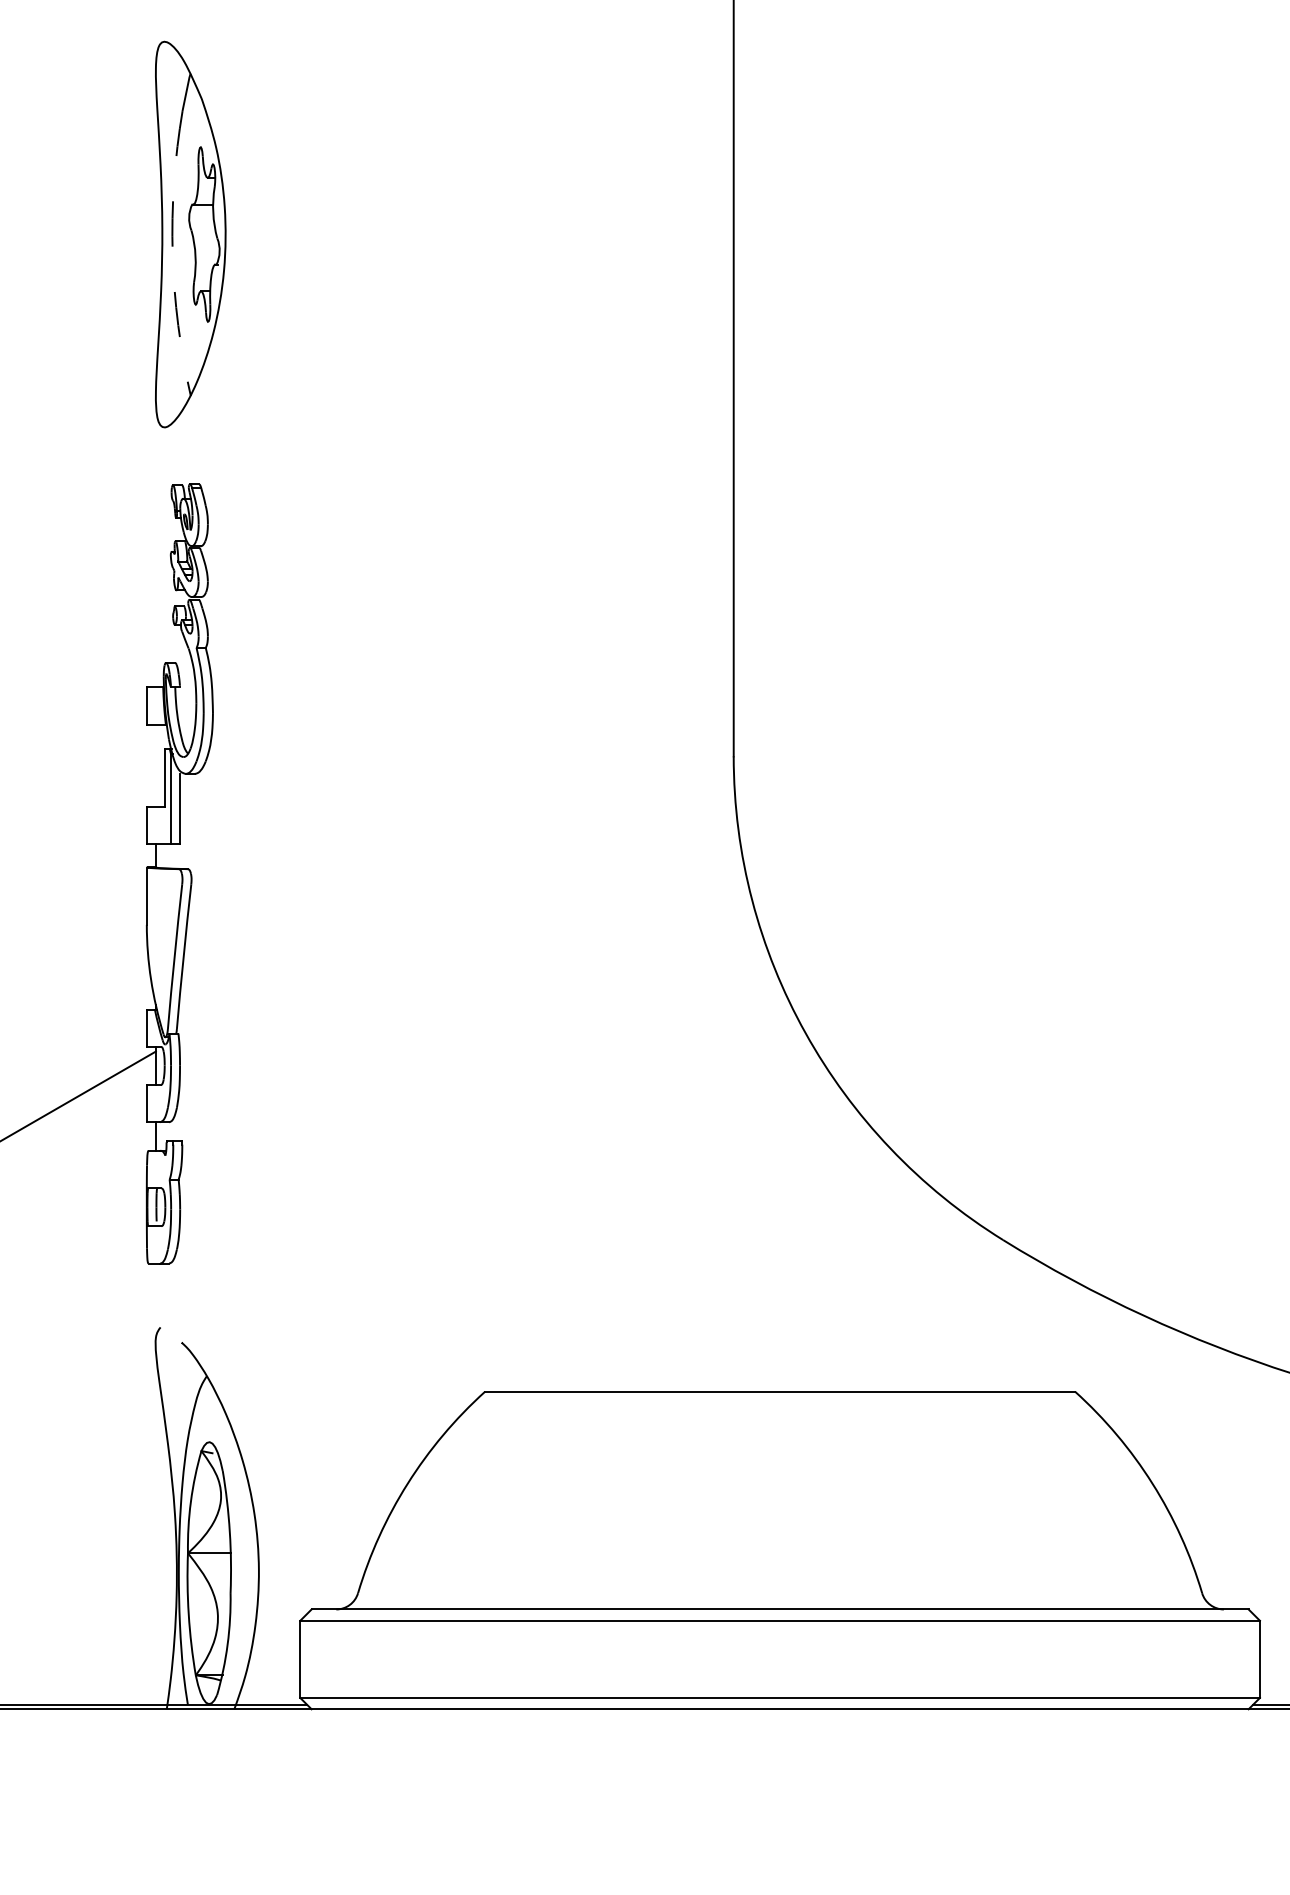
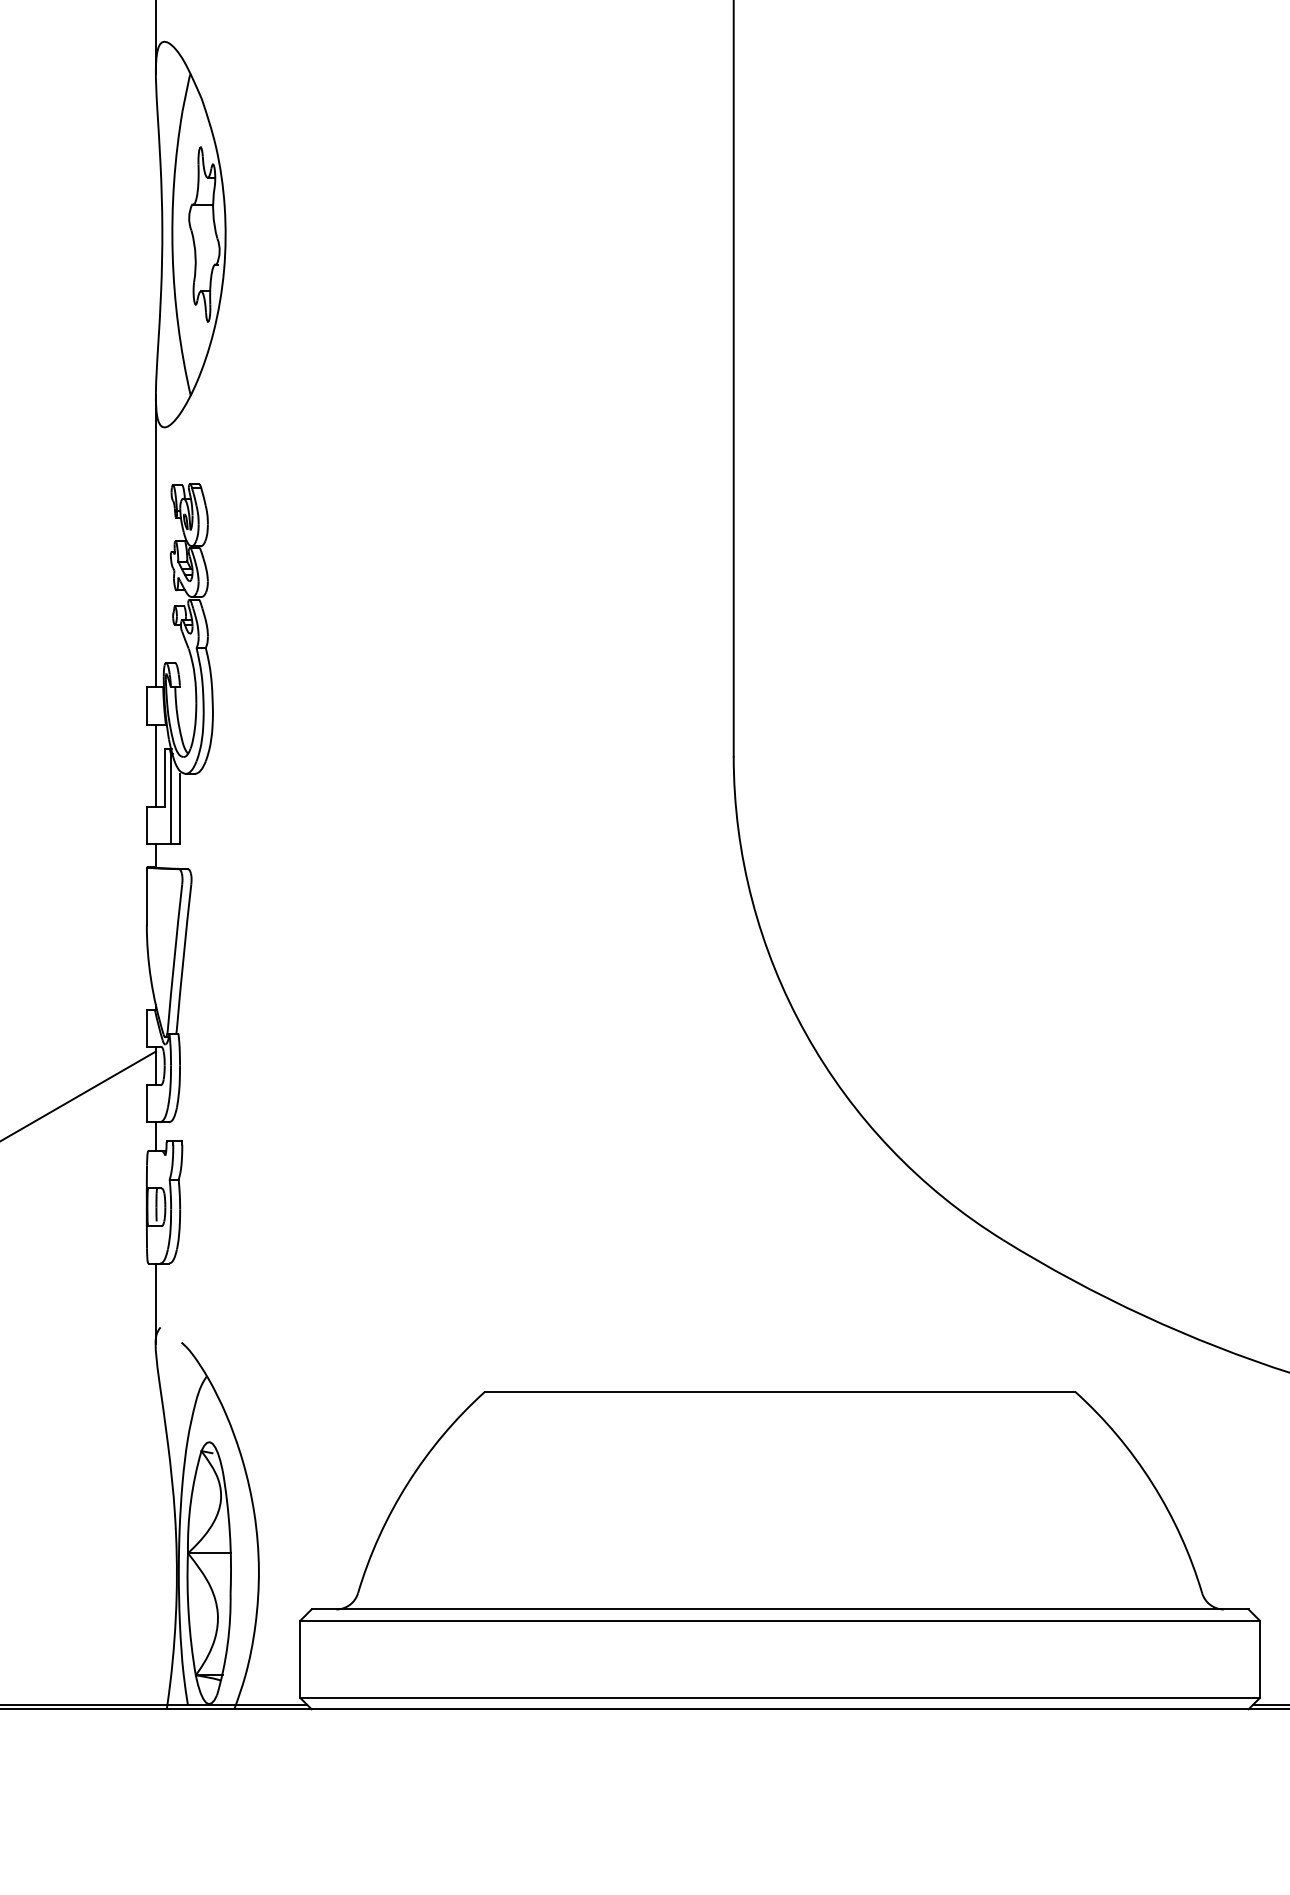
line: none -> present (155, 37)
arc: dashed -> solid (172, 254)
line: none -> present (155, 541)
line: none -> present (155, 765)
line: none -> present (155, 1303)
